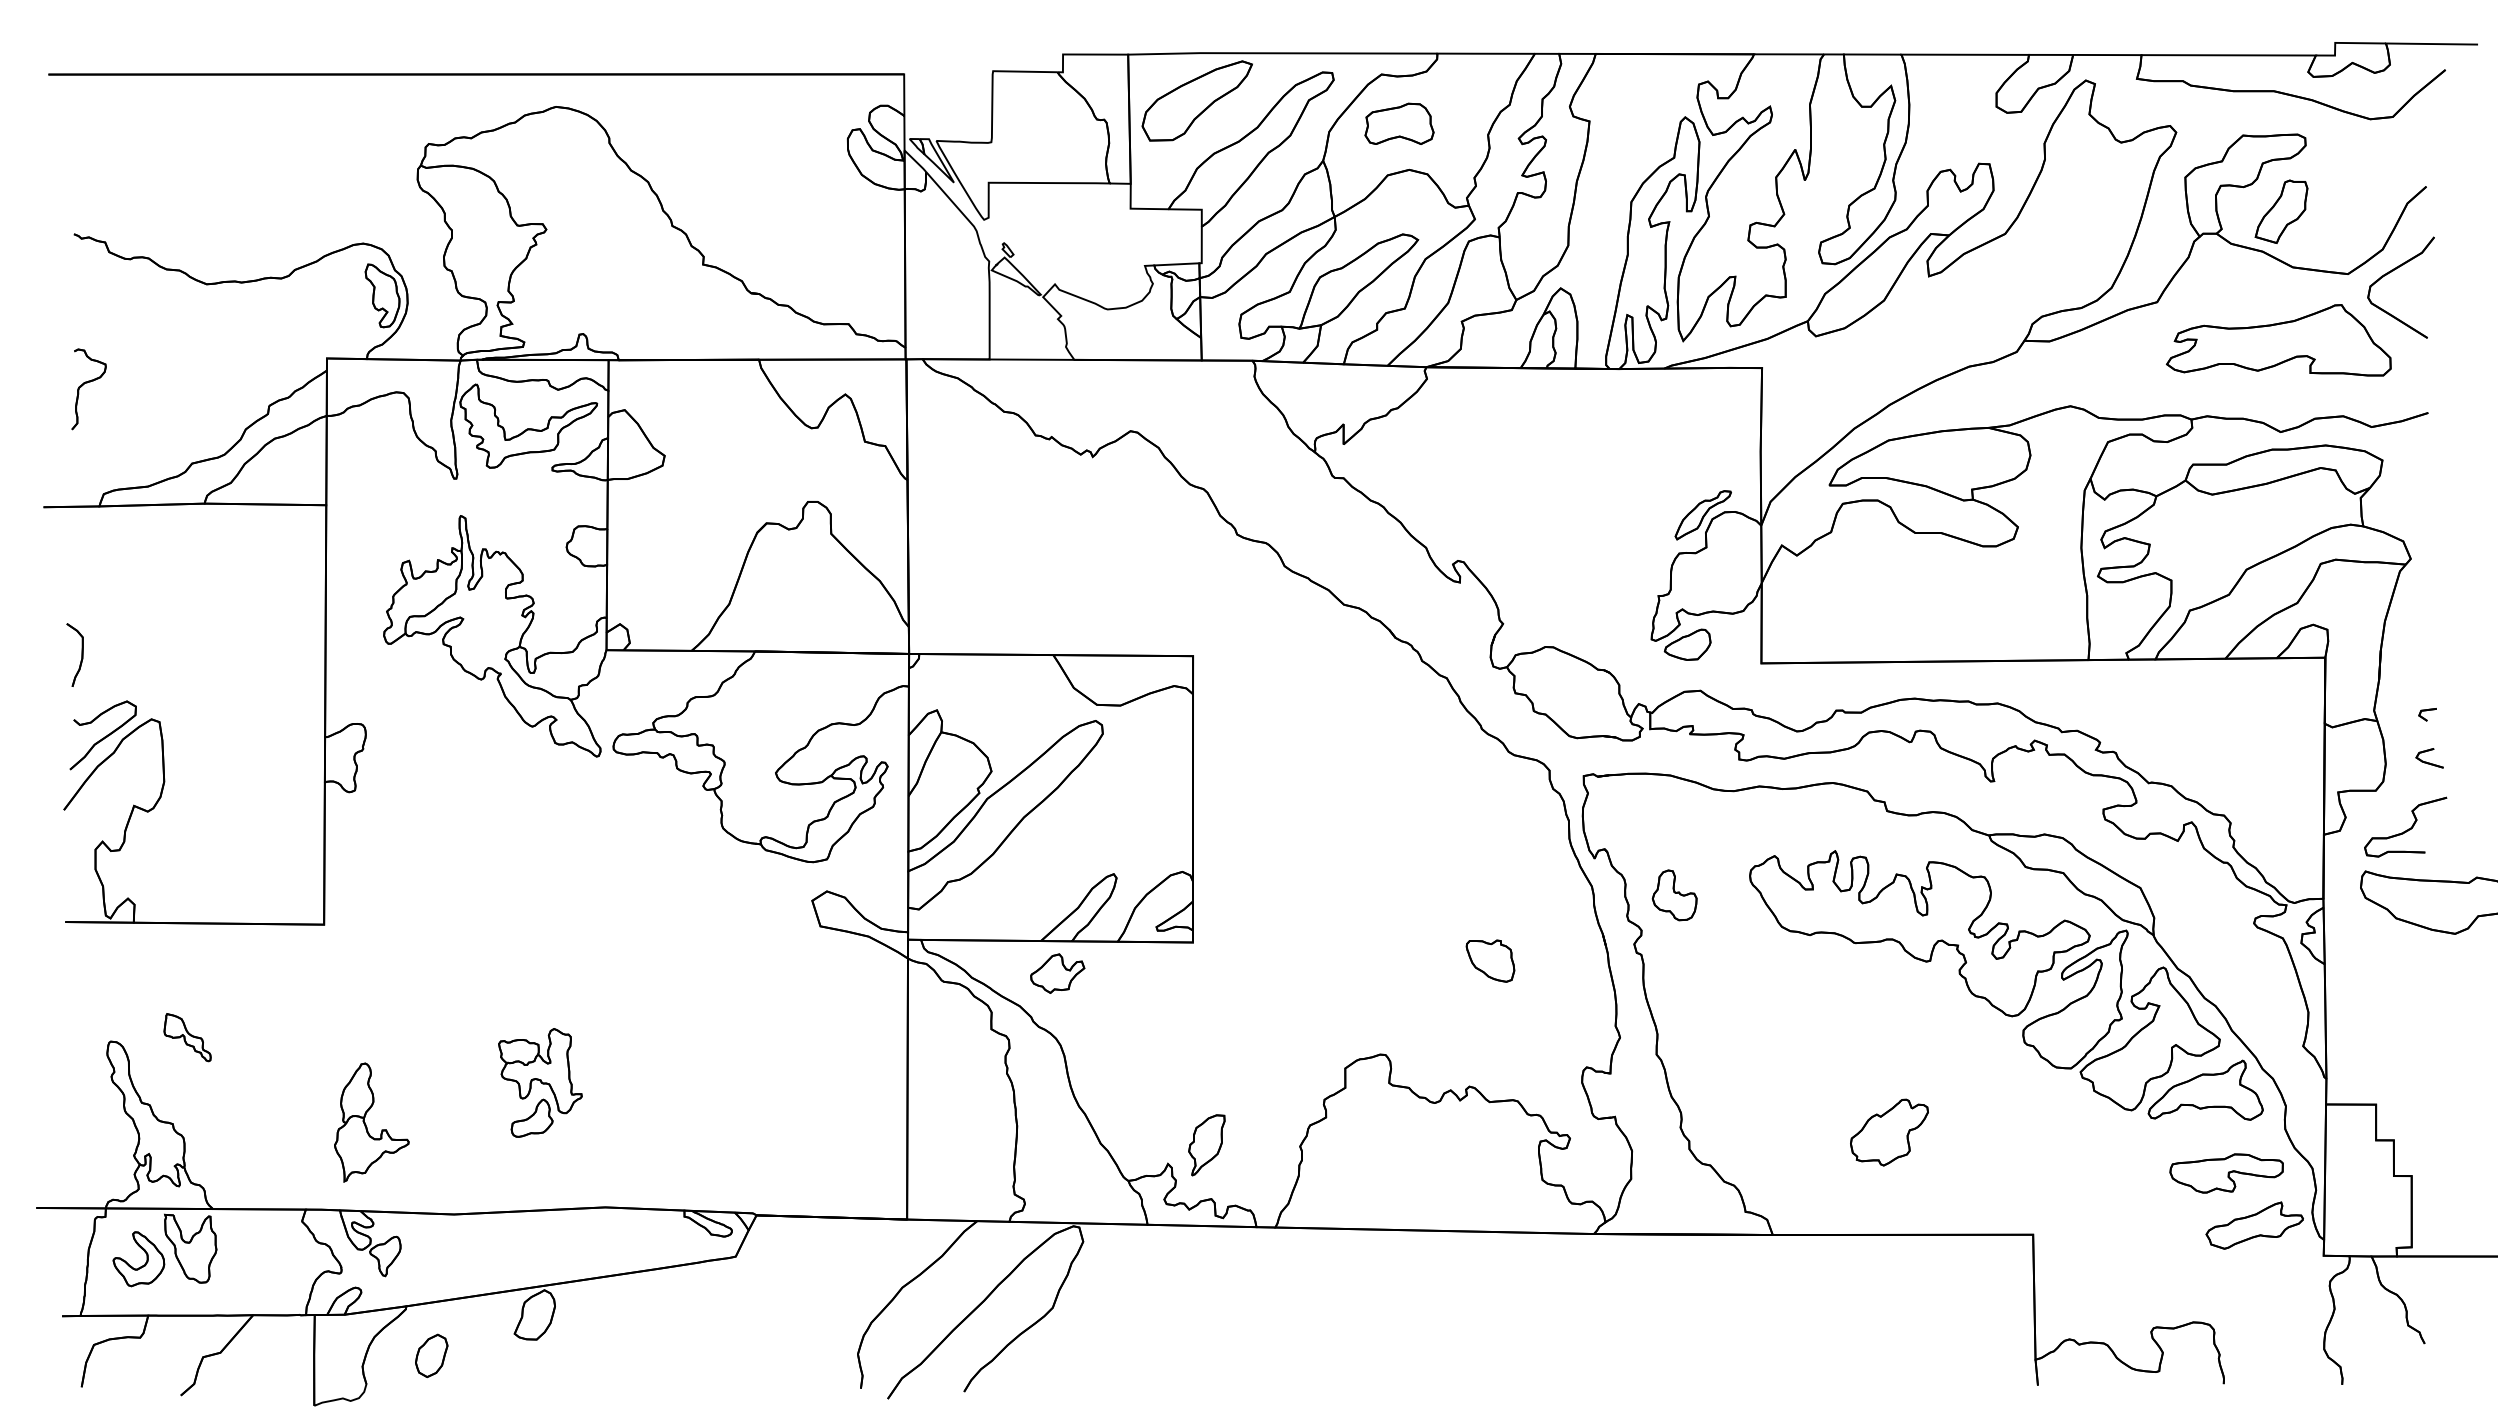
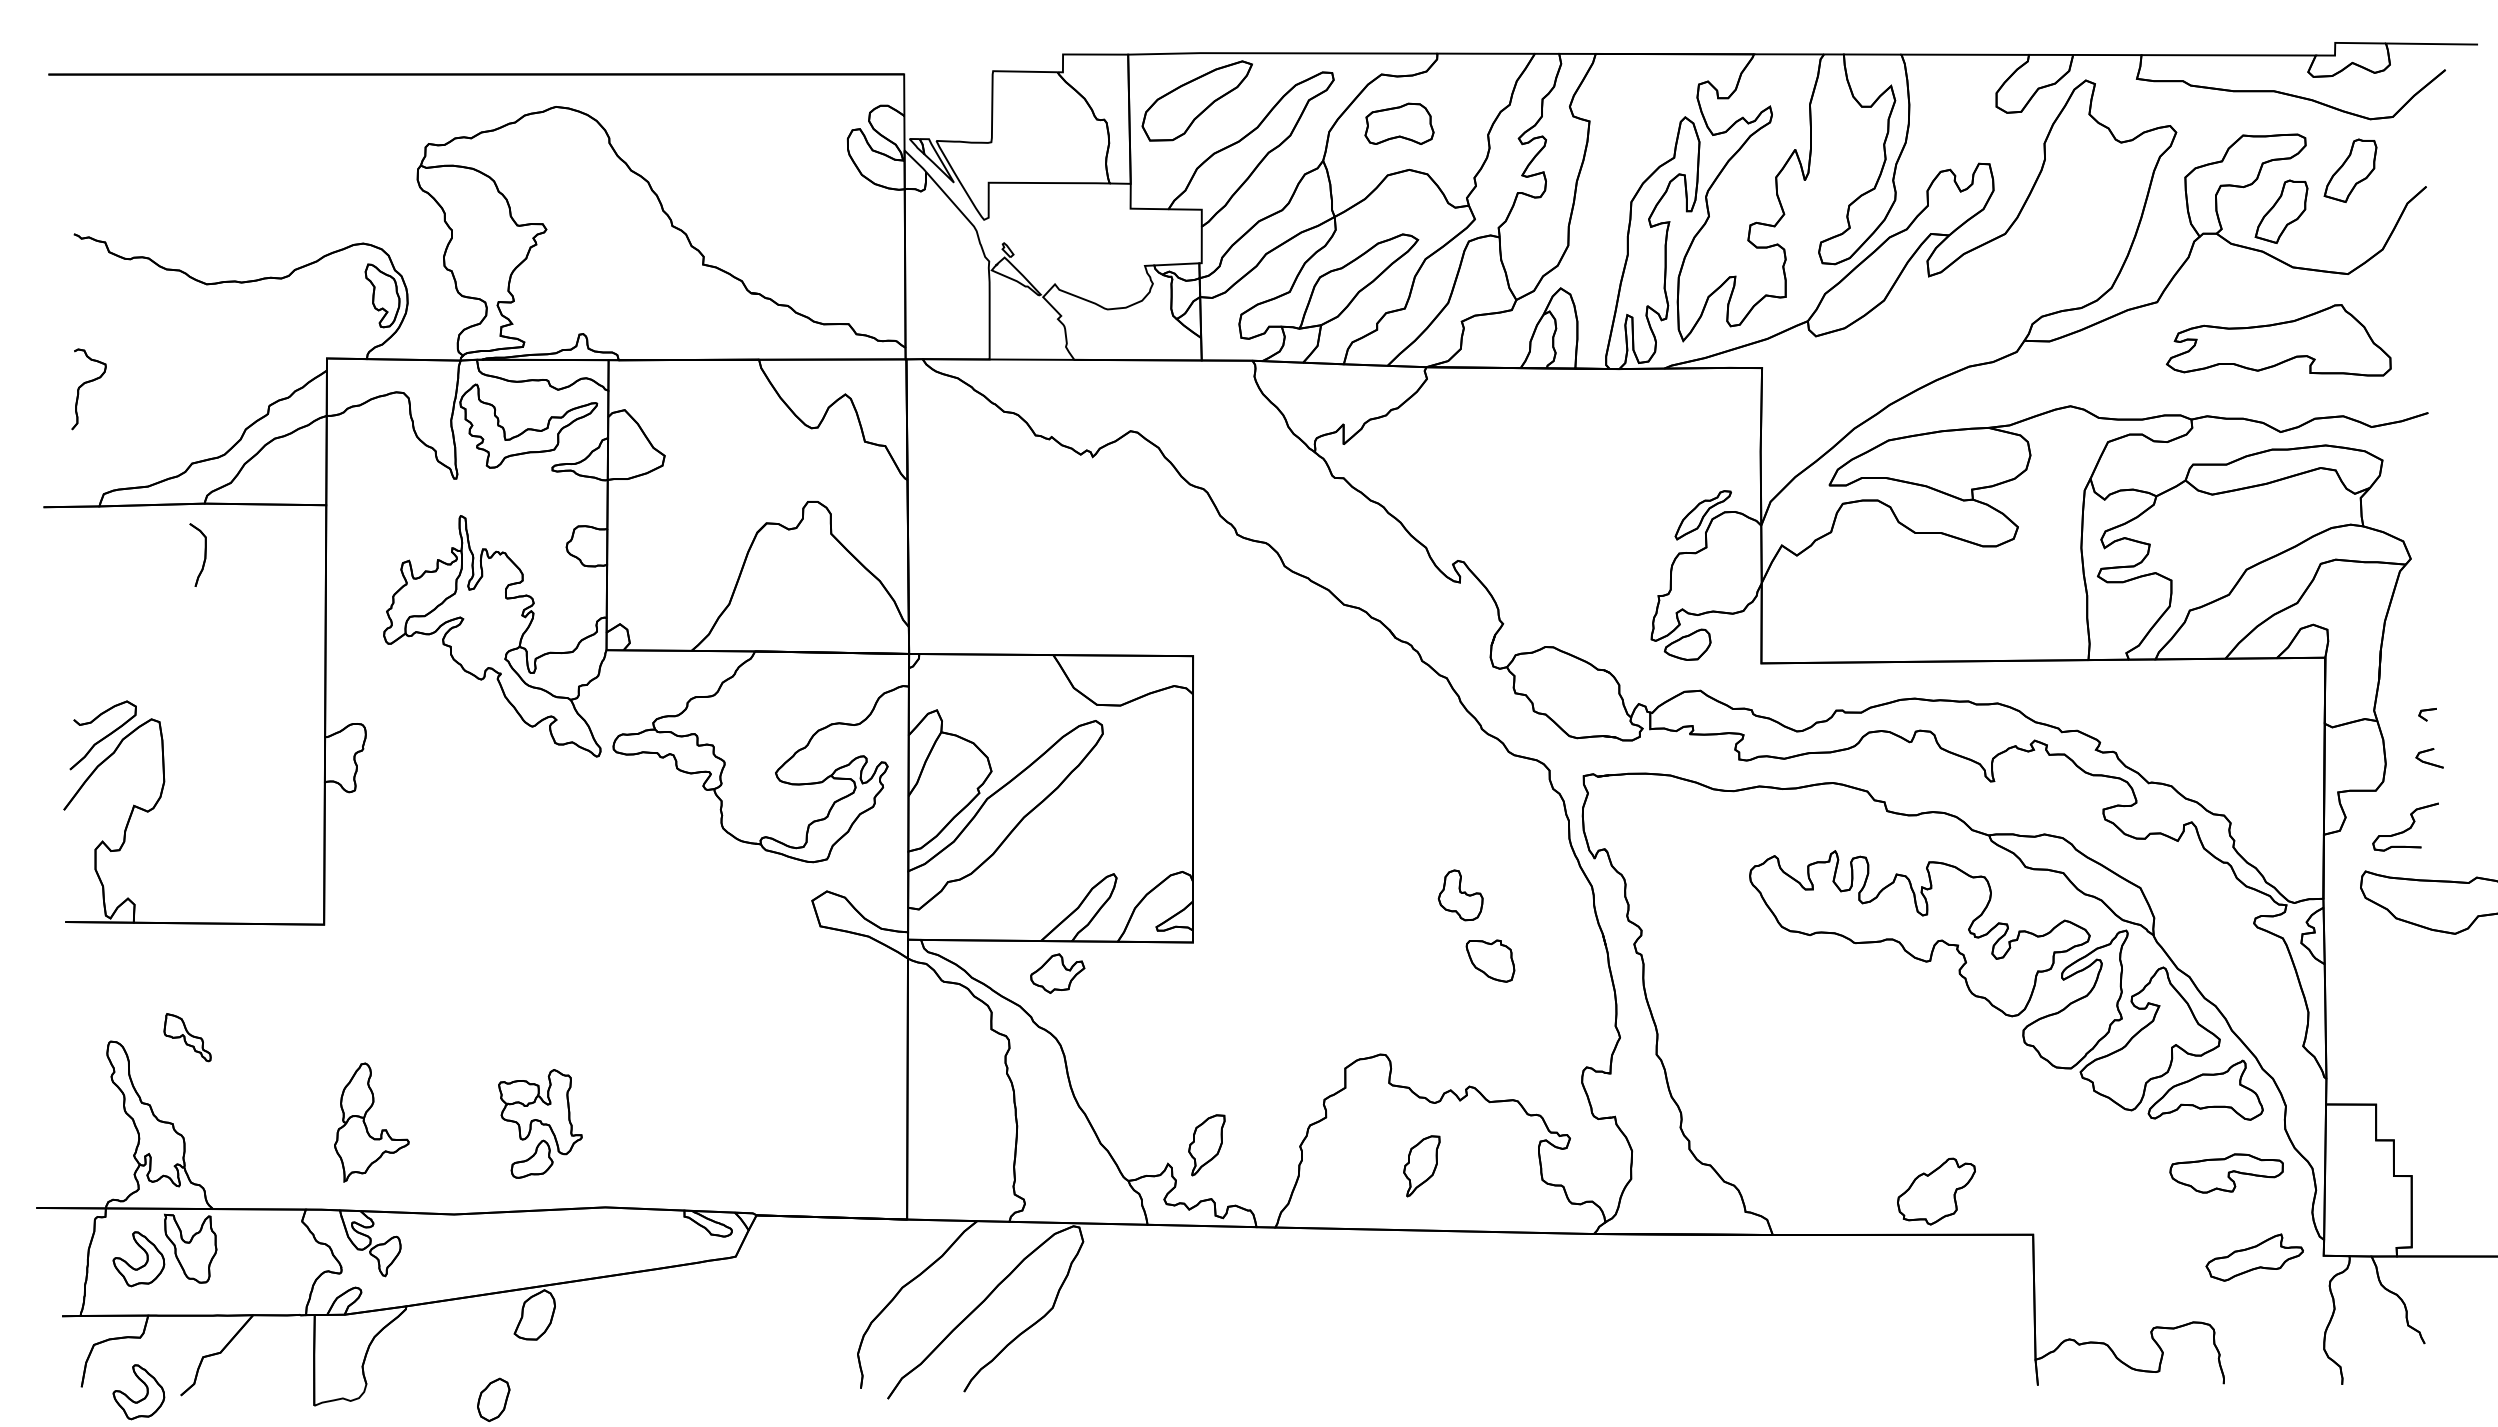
part: none -> present (2350, 170)
part: present -> none (2393, 271)
part position: (81, 654) -> (204, 554) (204, 554)
part size: 84x62 px -> 67x50 px (2405, 826)
part position: (1674, 895) -> (1460, 895) (1460, 895)
part position: (540, 1082) -> (540, 1123) (540, 1123)
part position: (1889, 1132) -> (1936, 1191) (1936, 1191)
part: none -> present (1421, 1166)
part position: (2254, 1225) -> (2254, 1257) (2254, 1257)
part position: (431, 1355) -> (493, 1399) (493, 1399)
part: none -> present (142, 1398)
